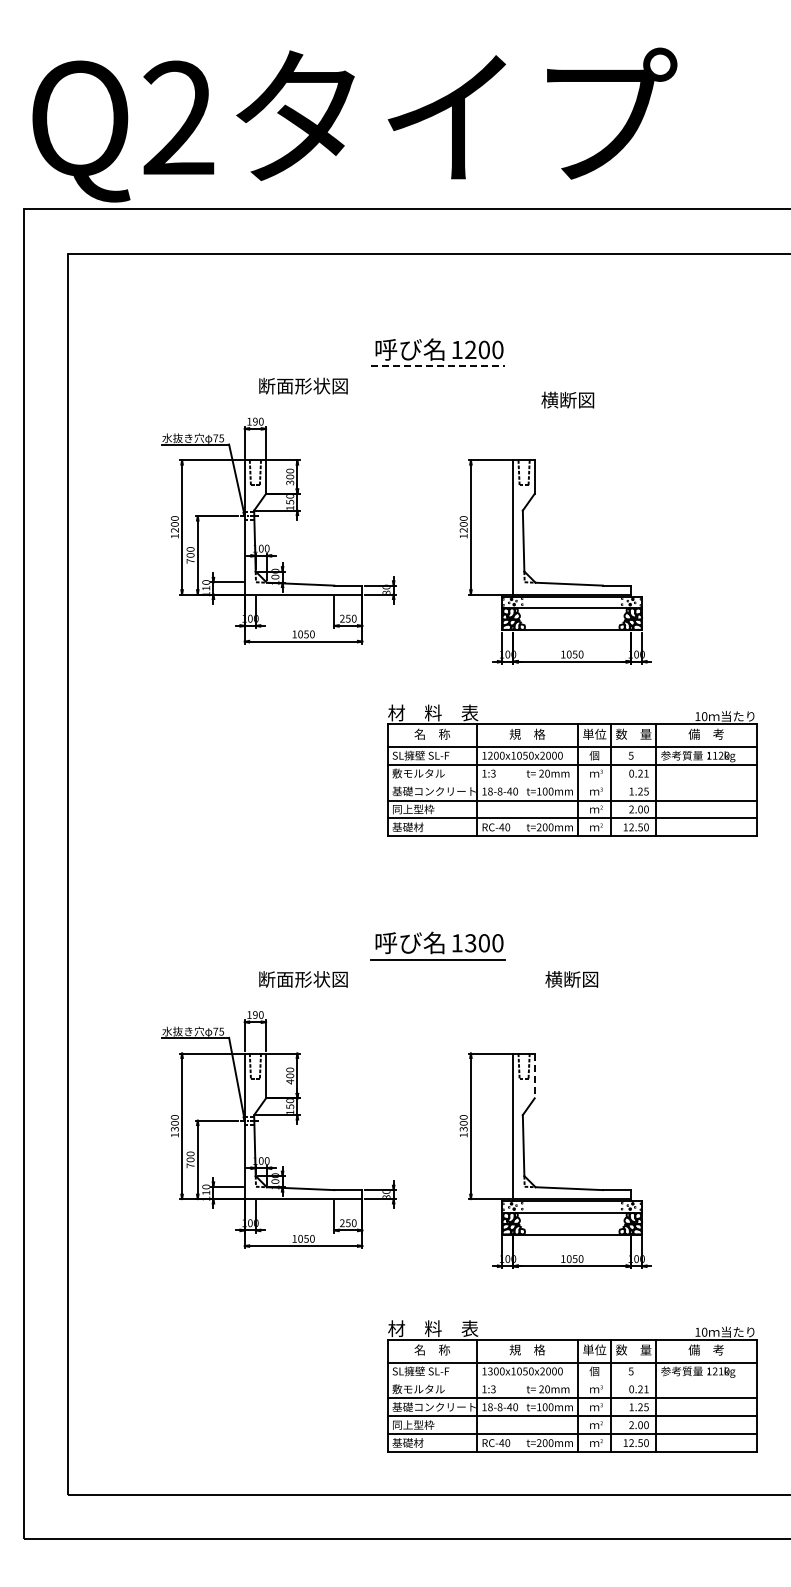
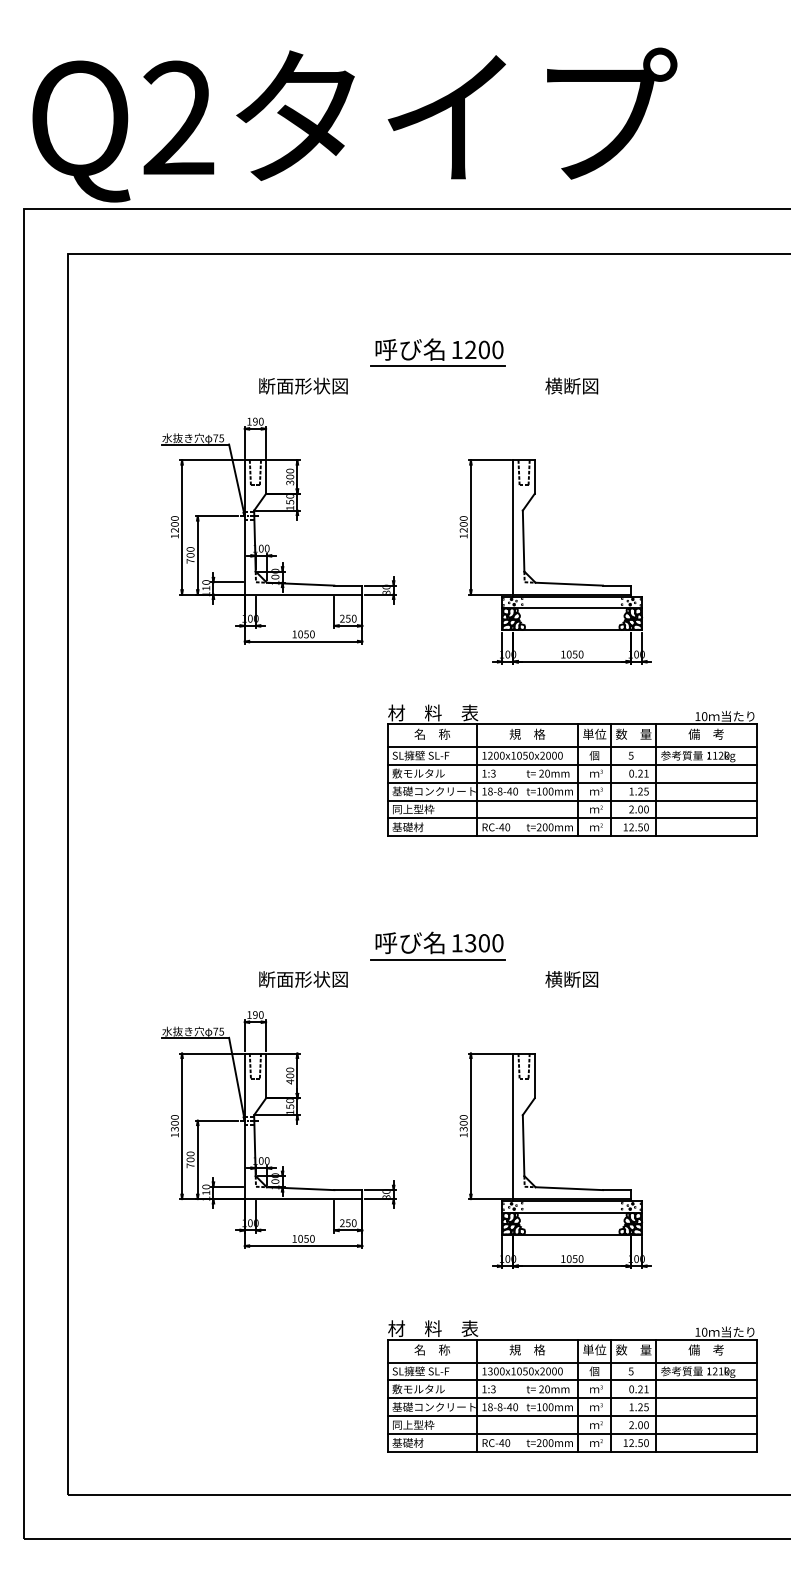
line: dashed -> solid (438, 366)
text position: (567, 399) -> (571, 385) (571, 385)
line: none -> present (571, 782)
line: dashed -> solid (534, 1076)
line: none -> present (571, 1380)
